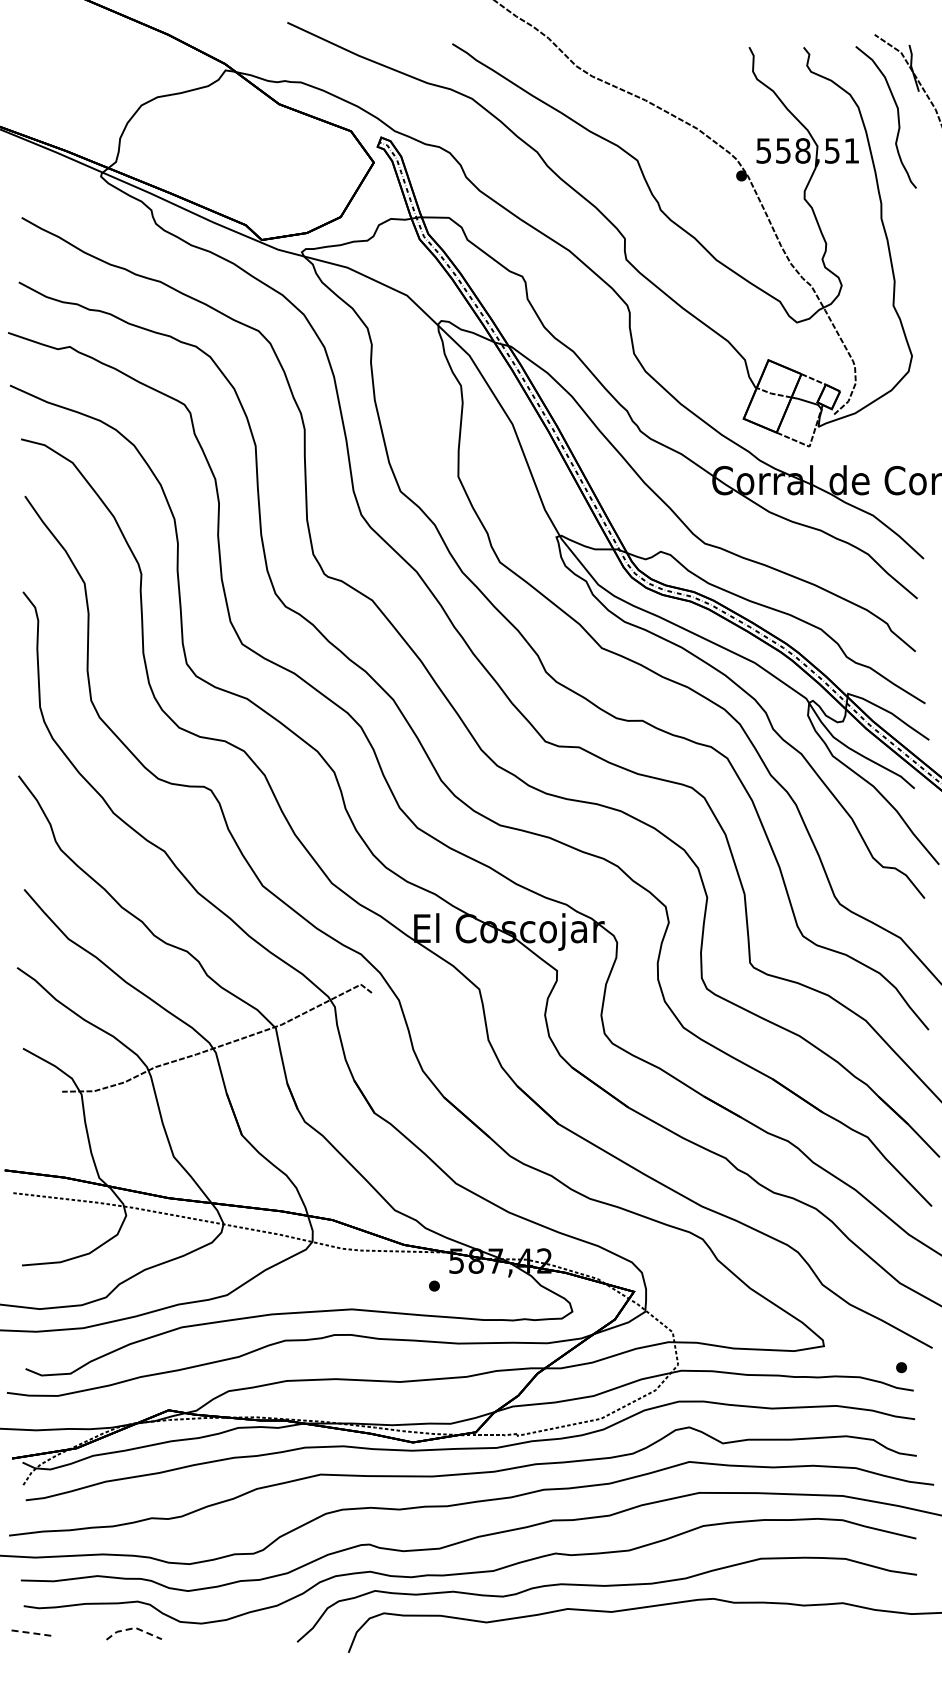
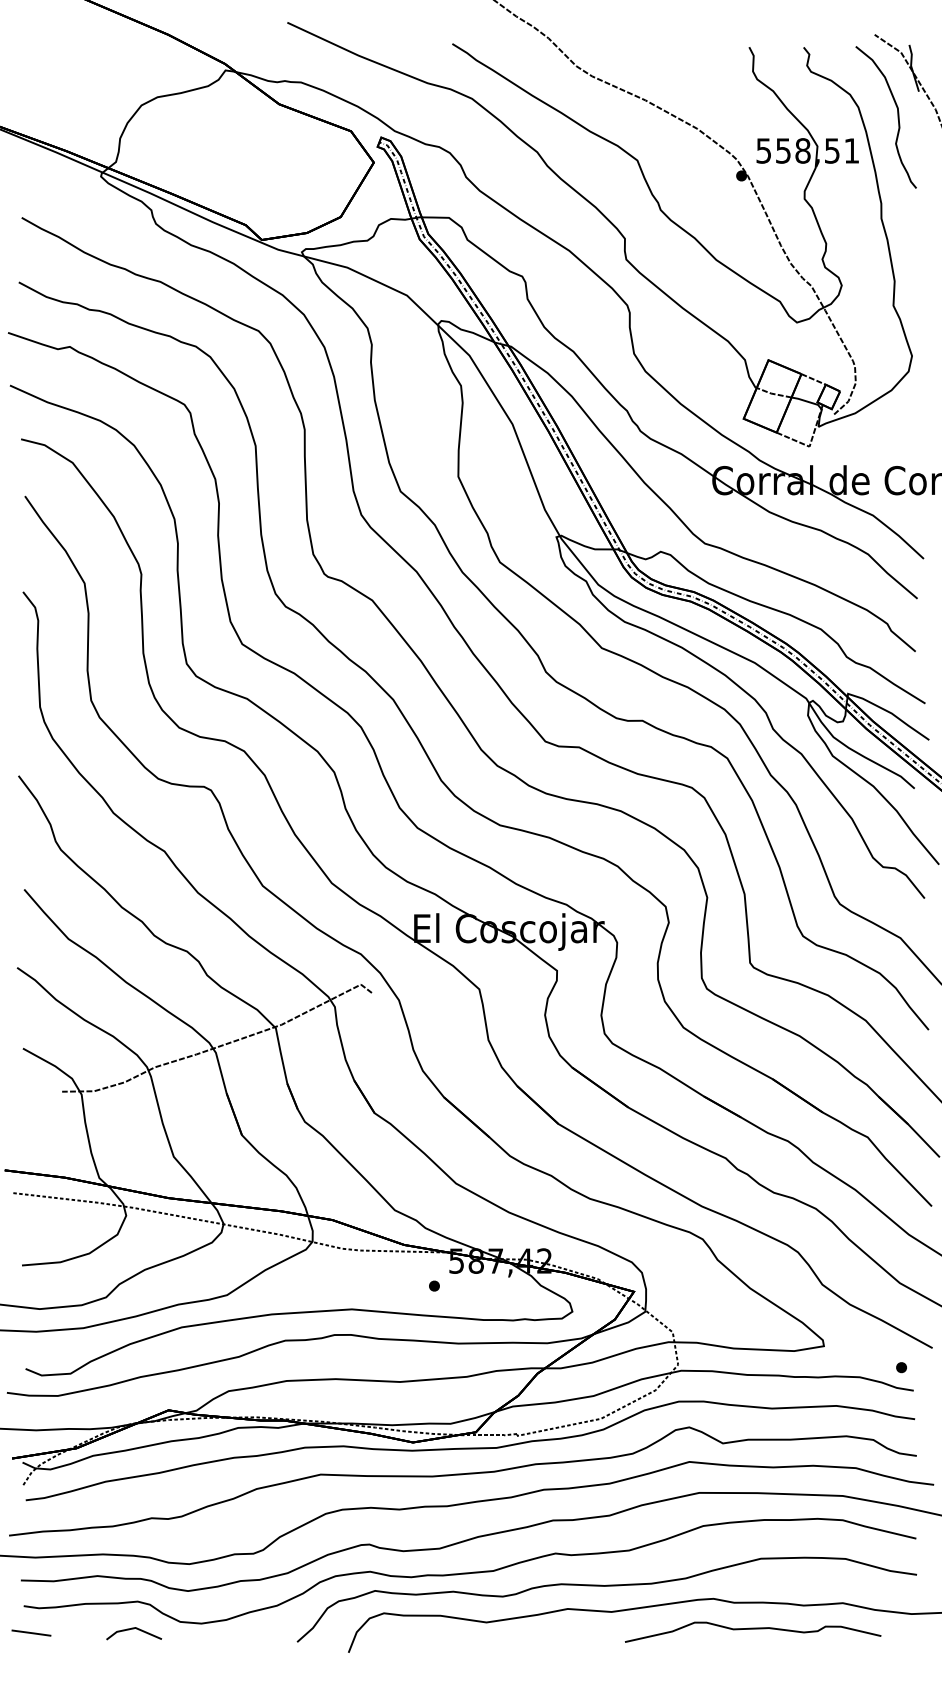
line: dashed -> solid (133, 1628)
curve: none -> present (753, 1629)
line: dashed -> solid (32, 1633)
